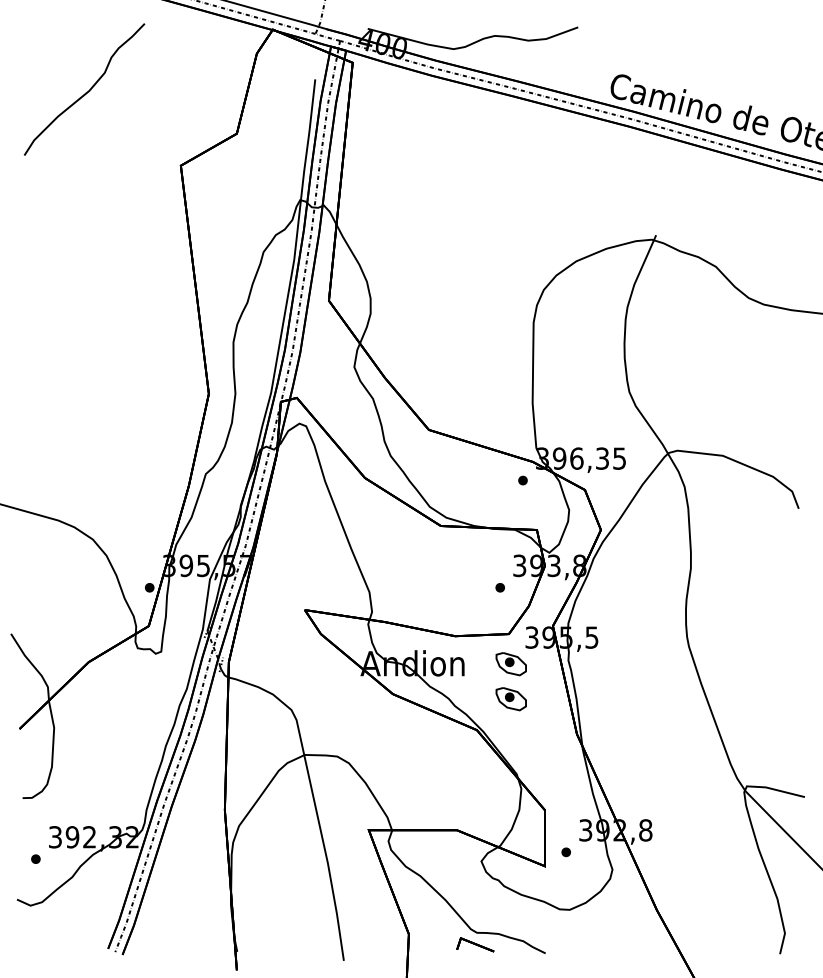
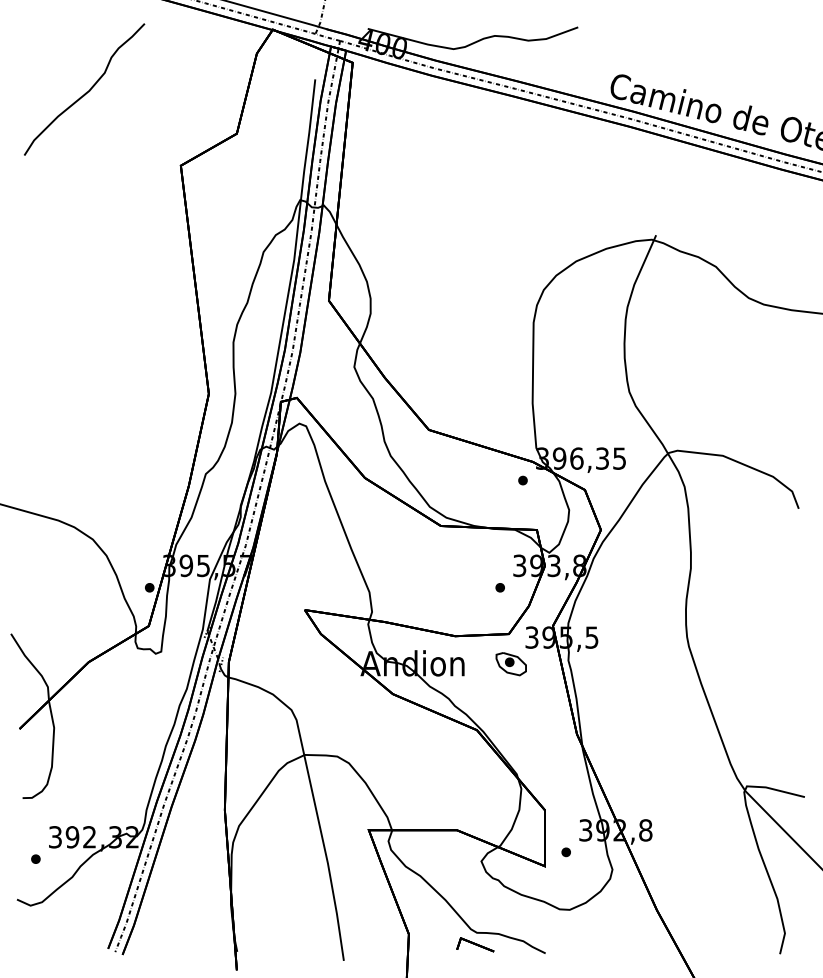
part: present -> none (510, 699)
